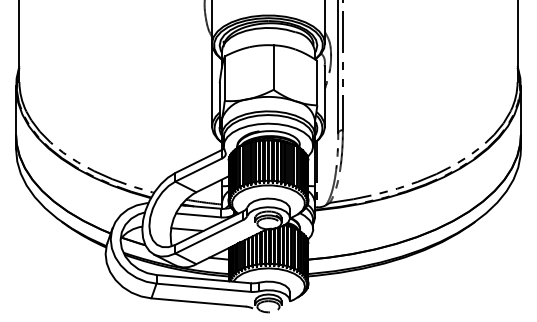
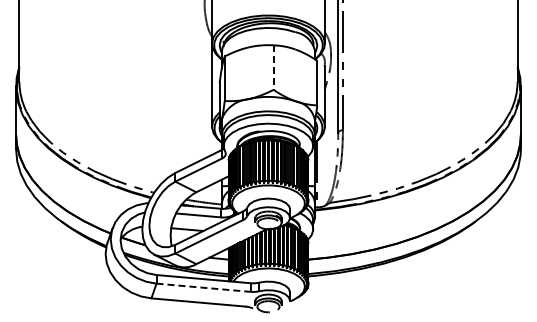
line: solid -> dashed (273, 68)
line: solid -> dashed (204, 287)
